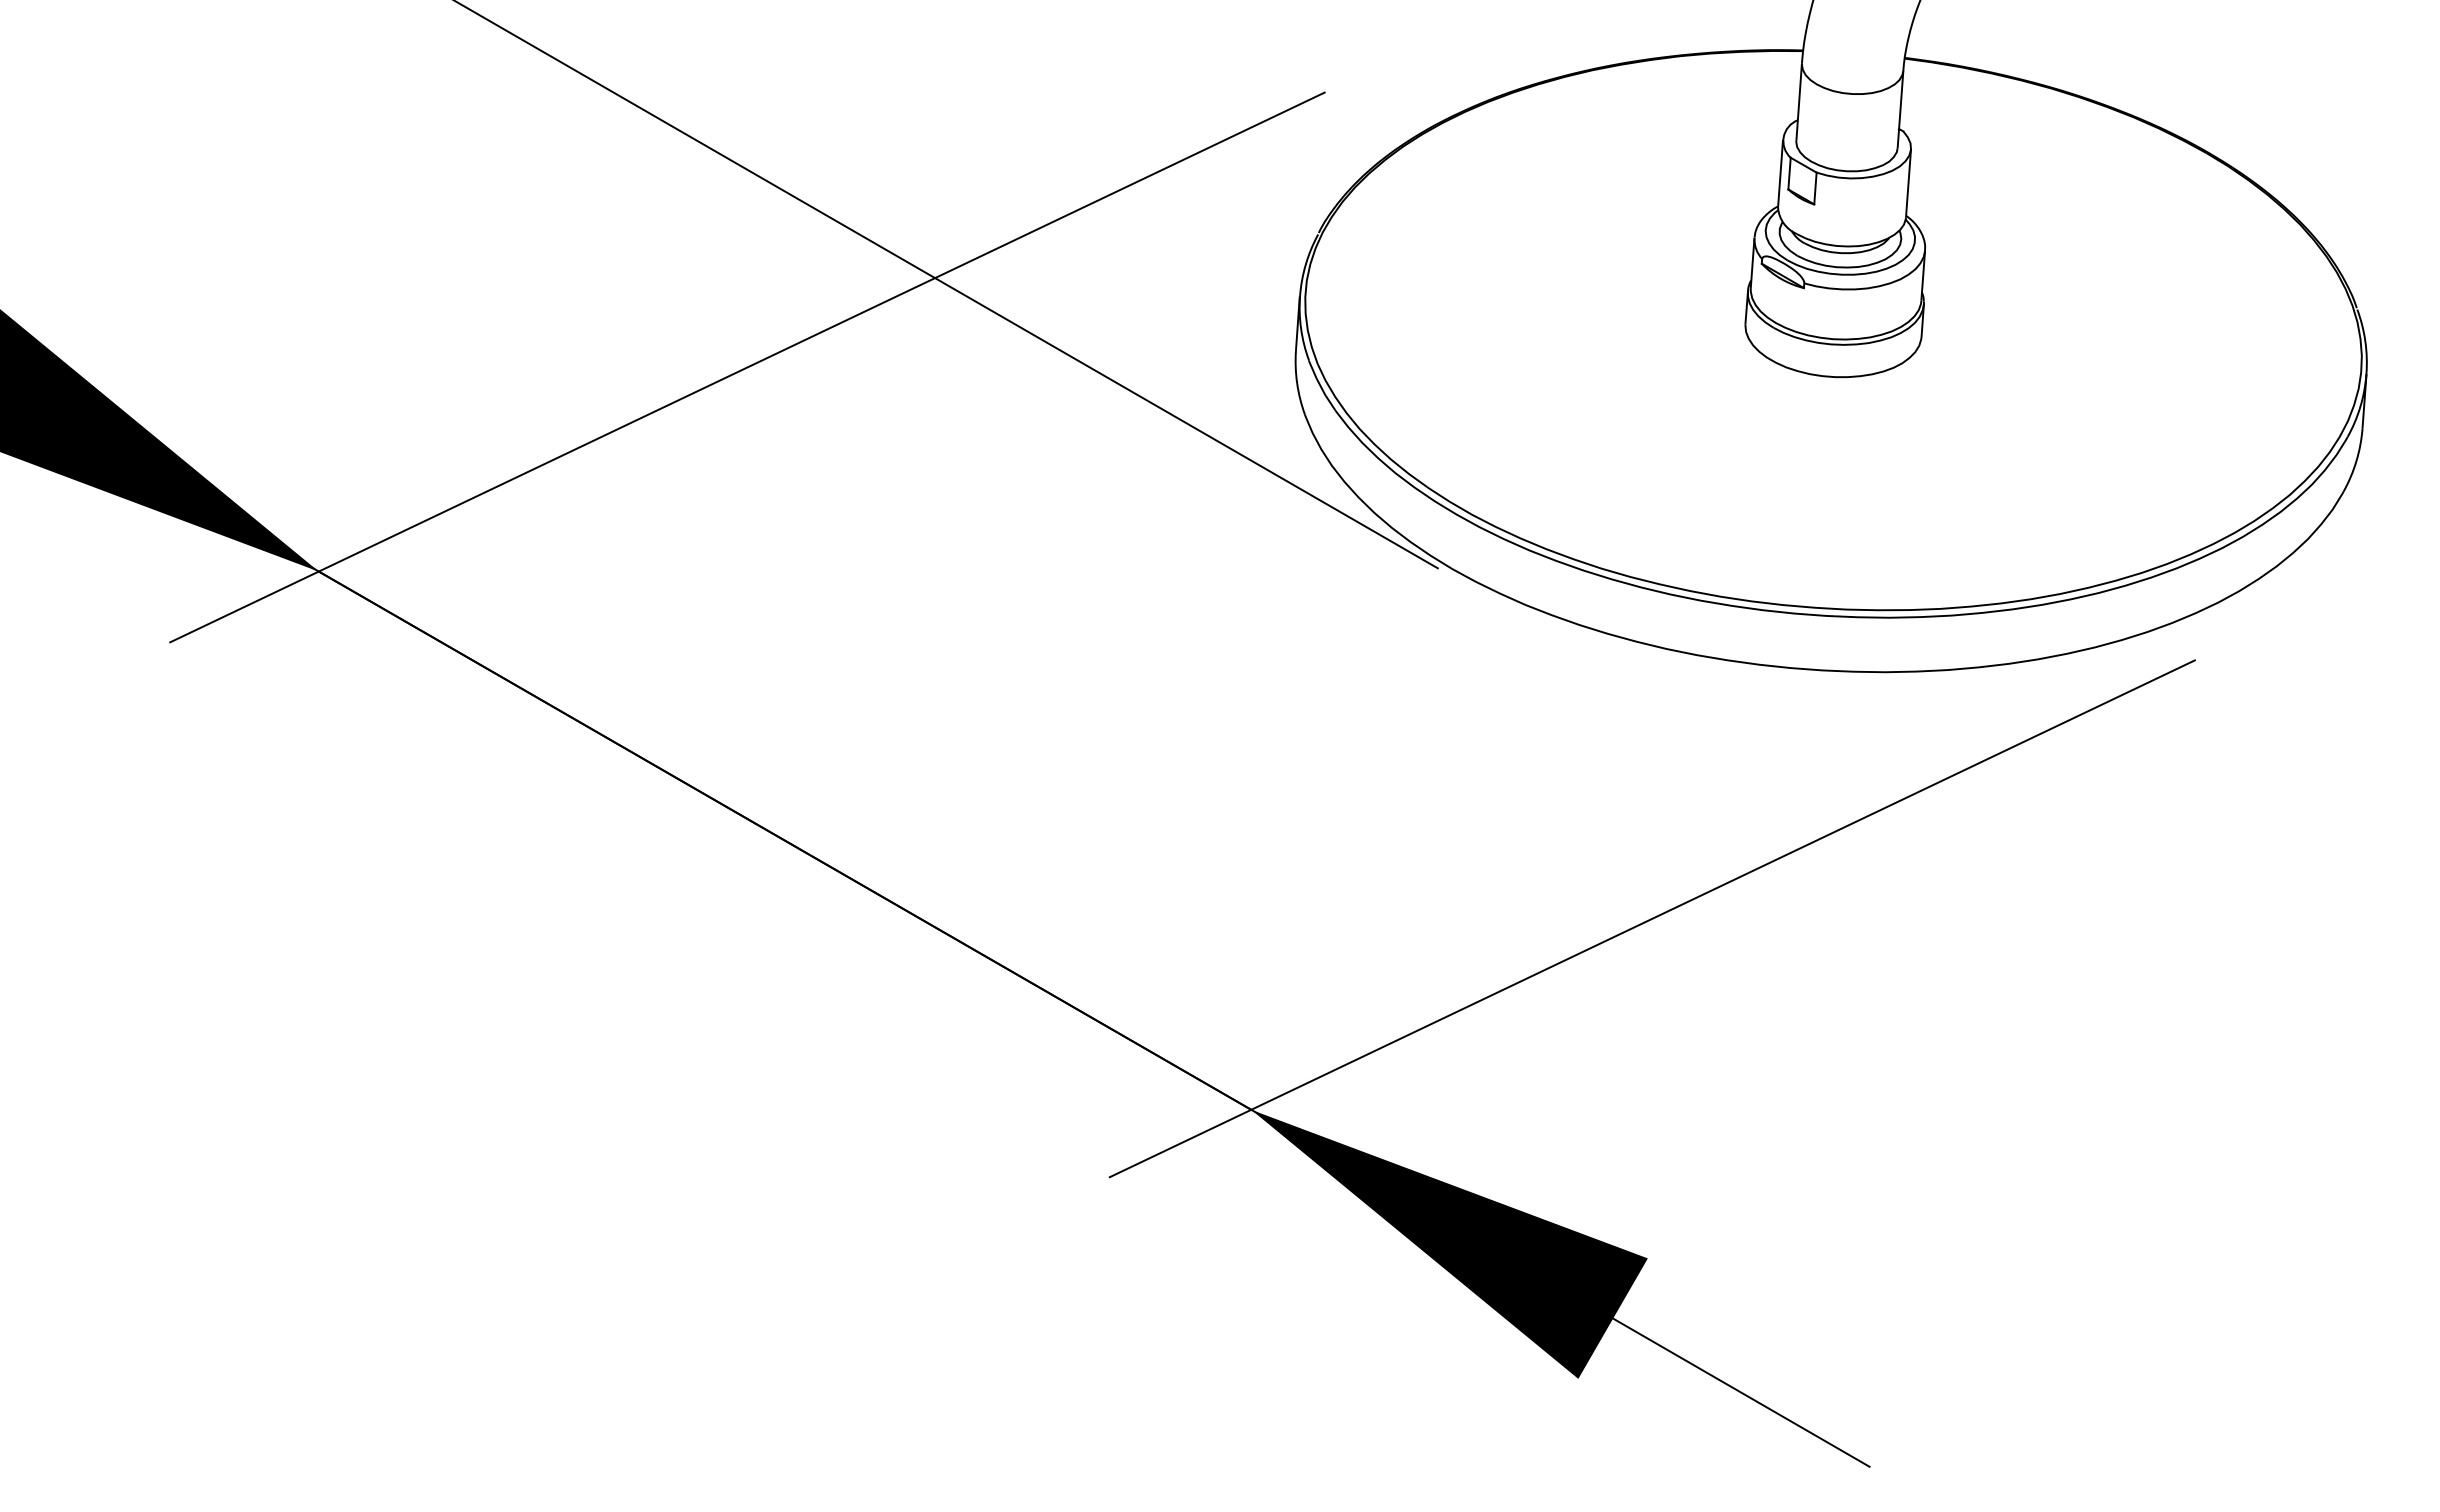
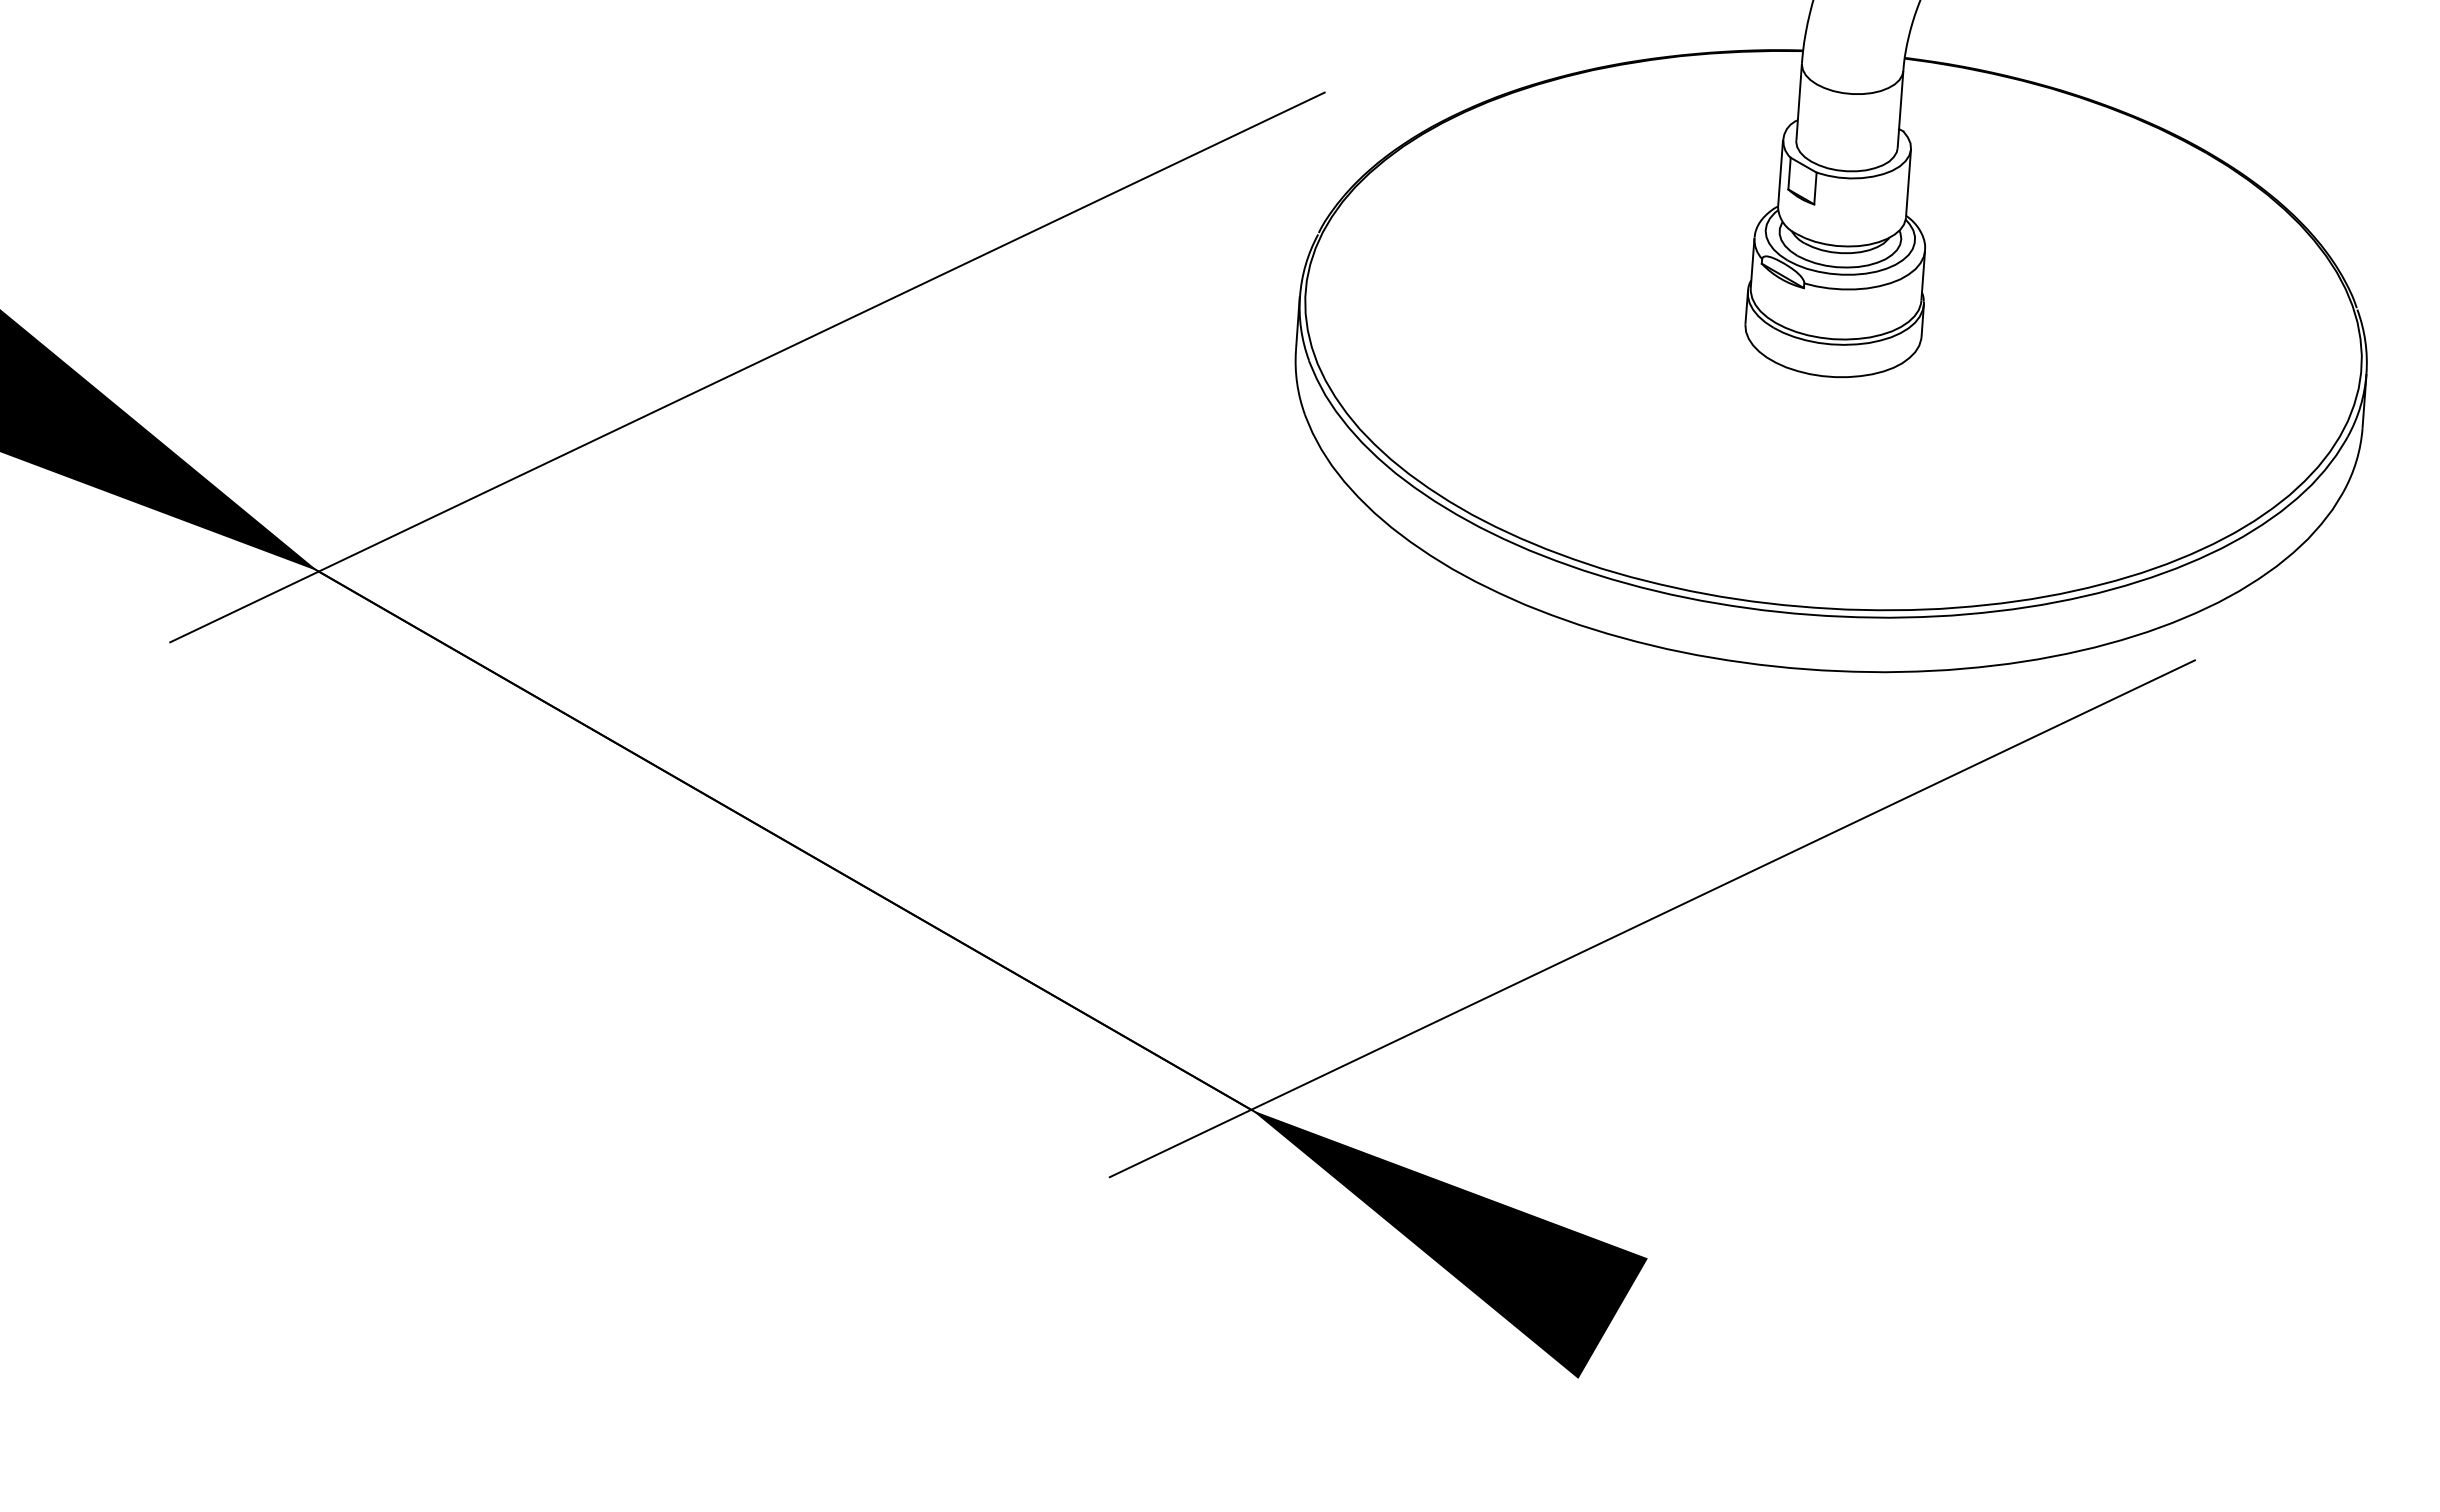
line: present -> none (946, 285)
line: present -> none (1741, 1392)
